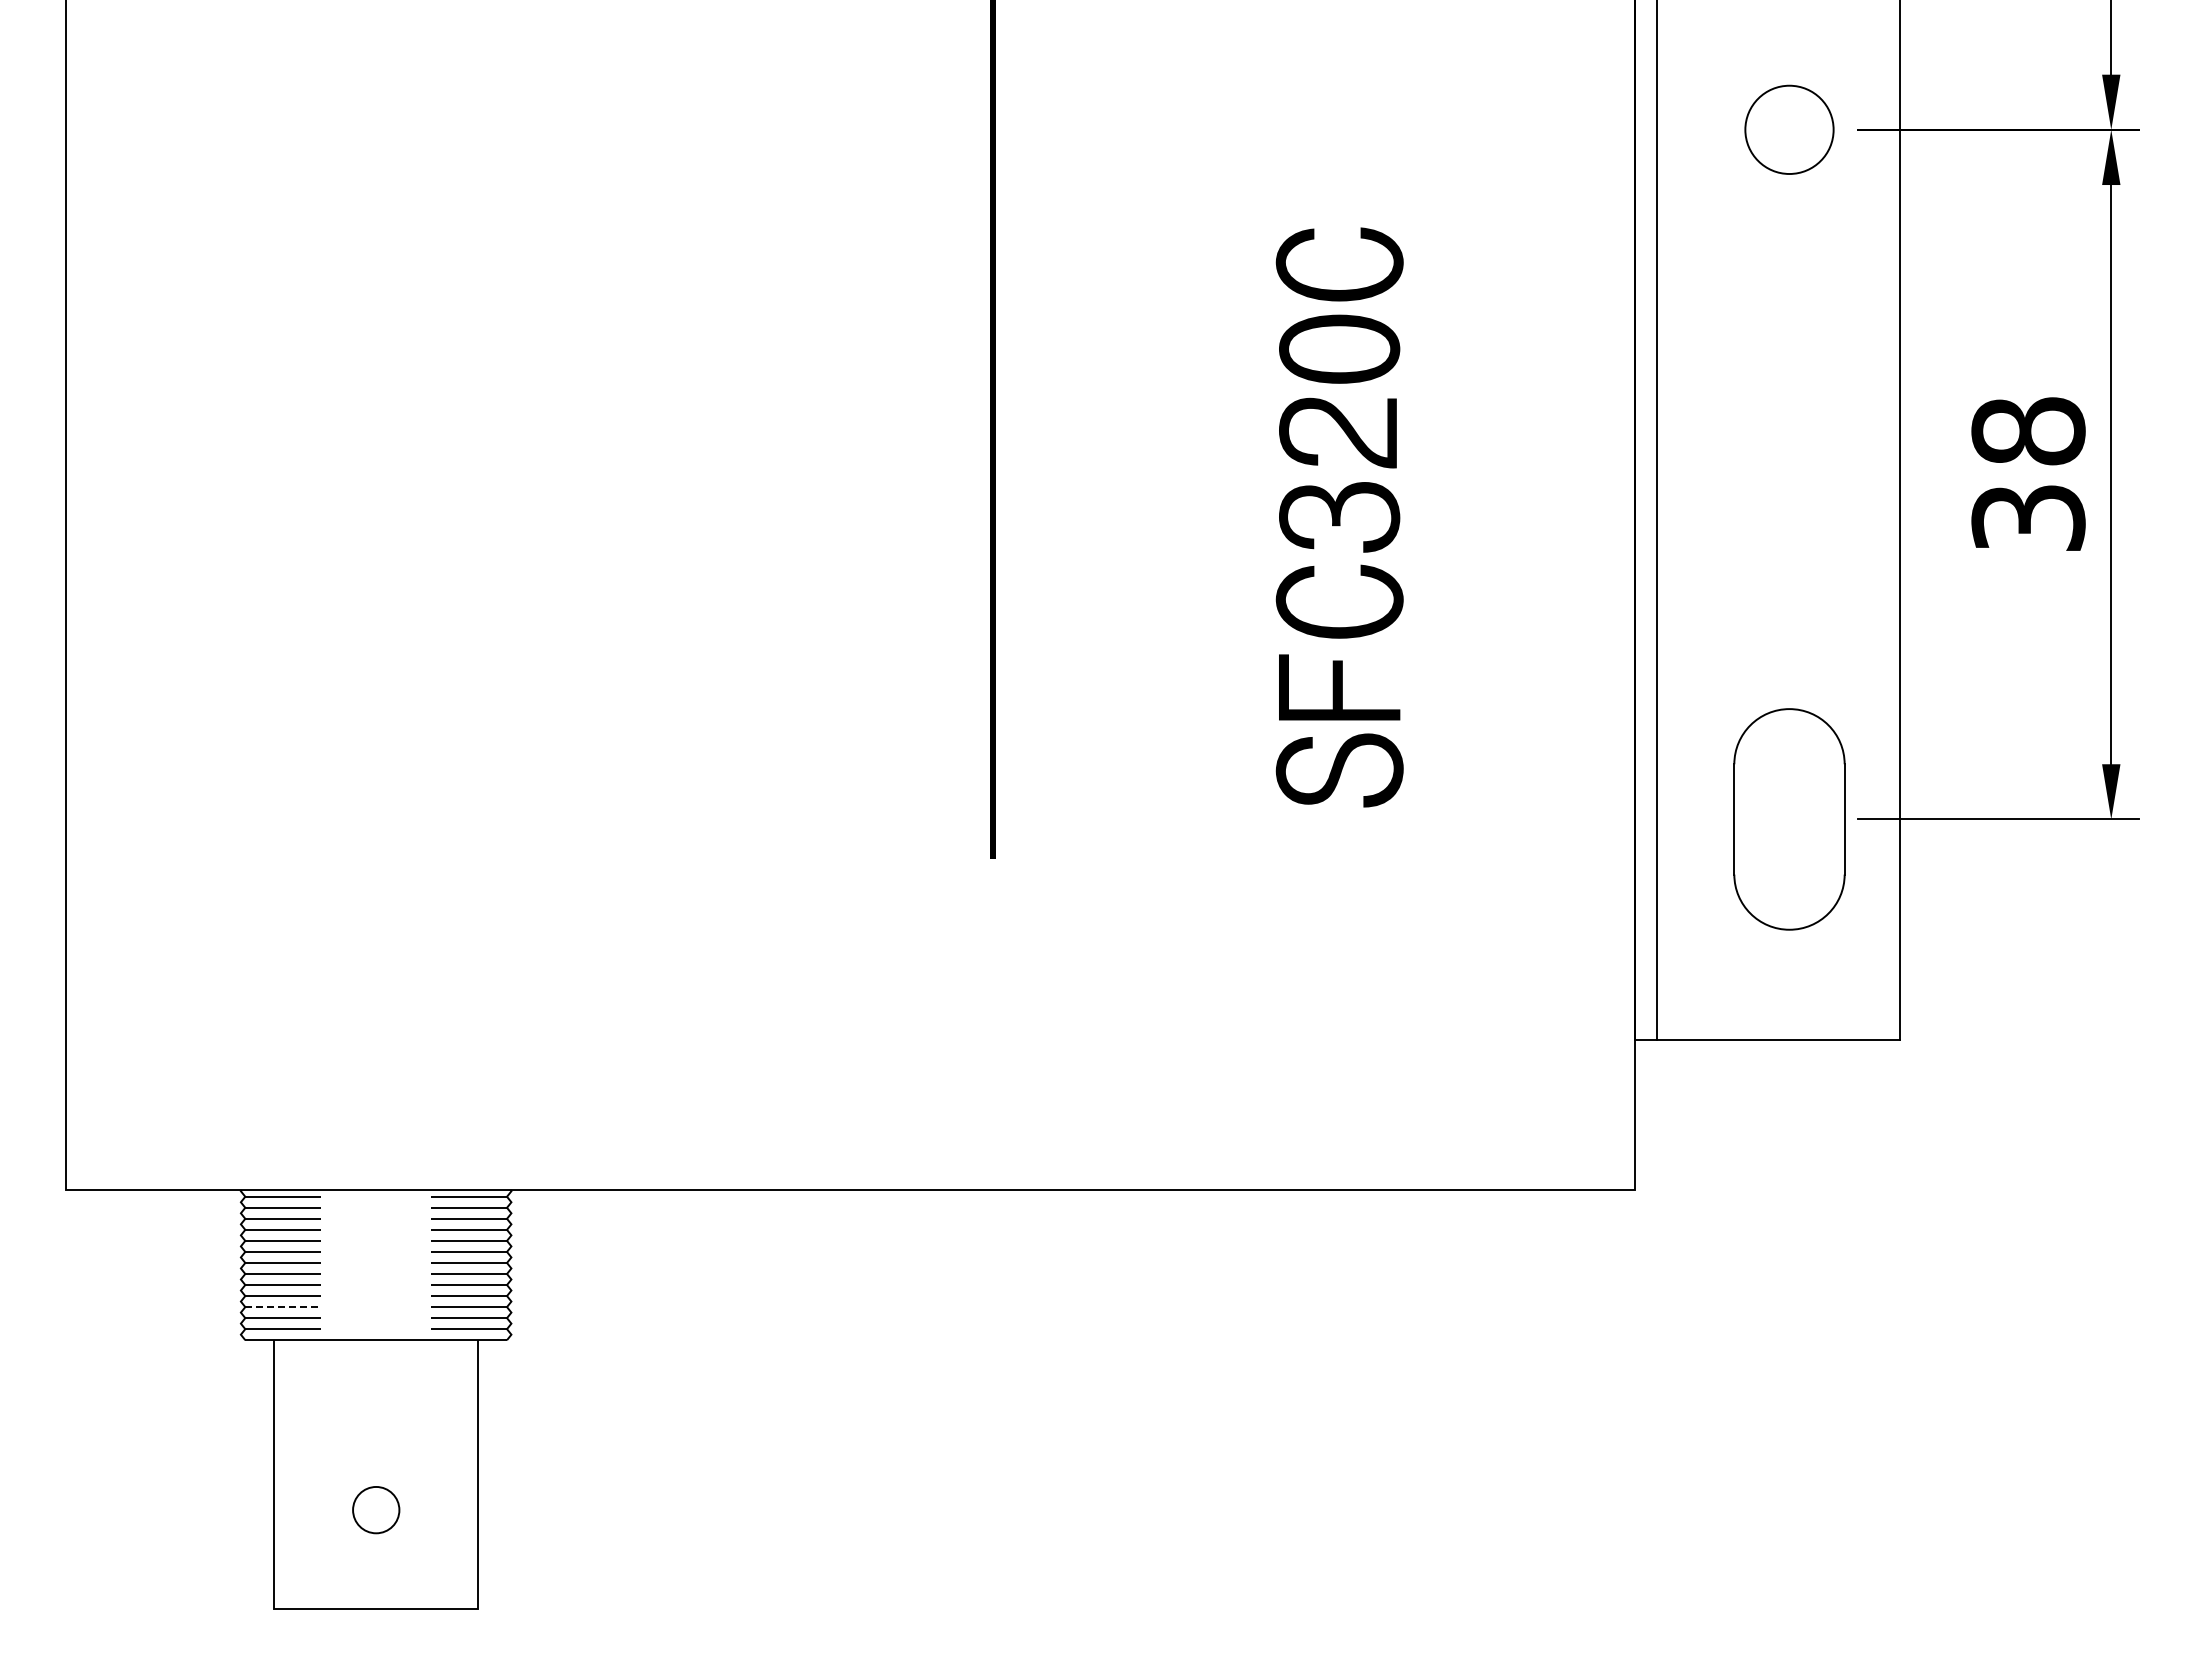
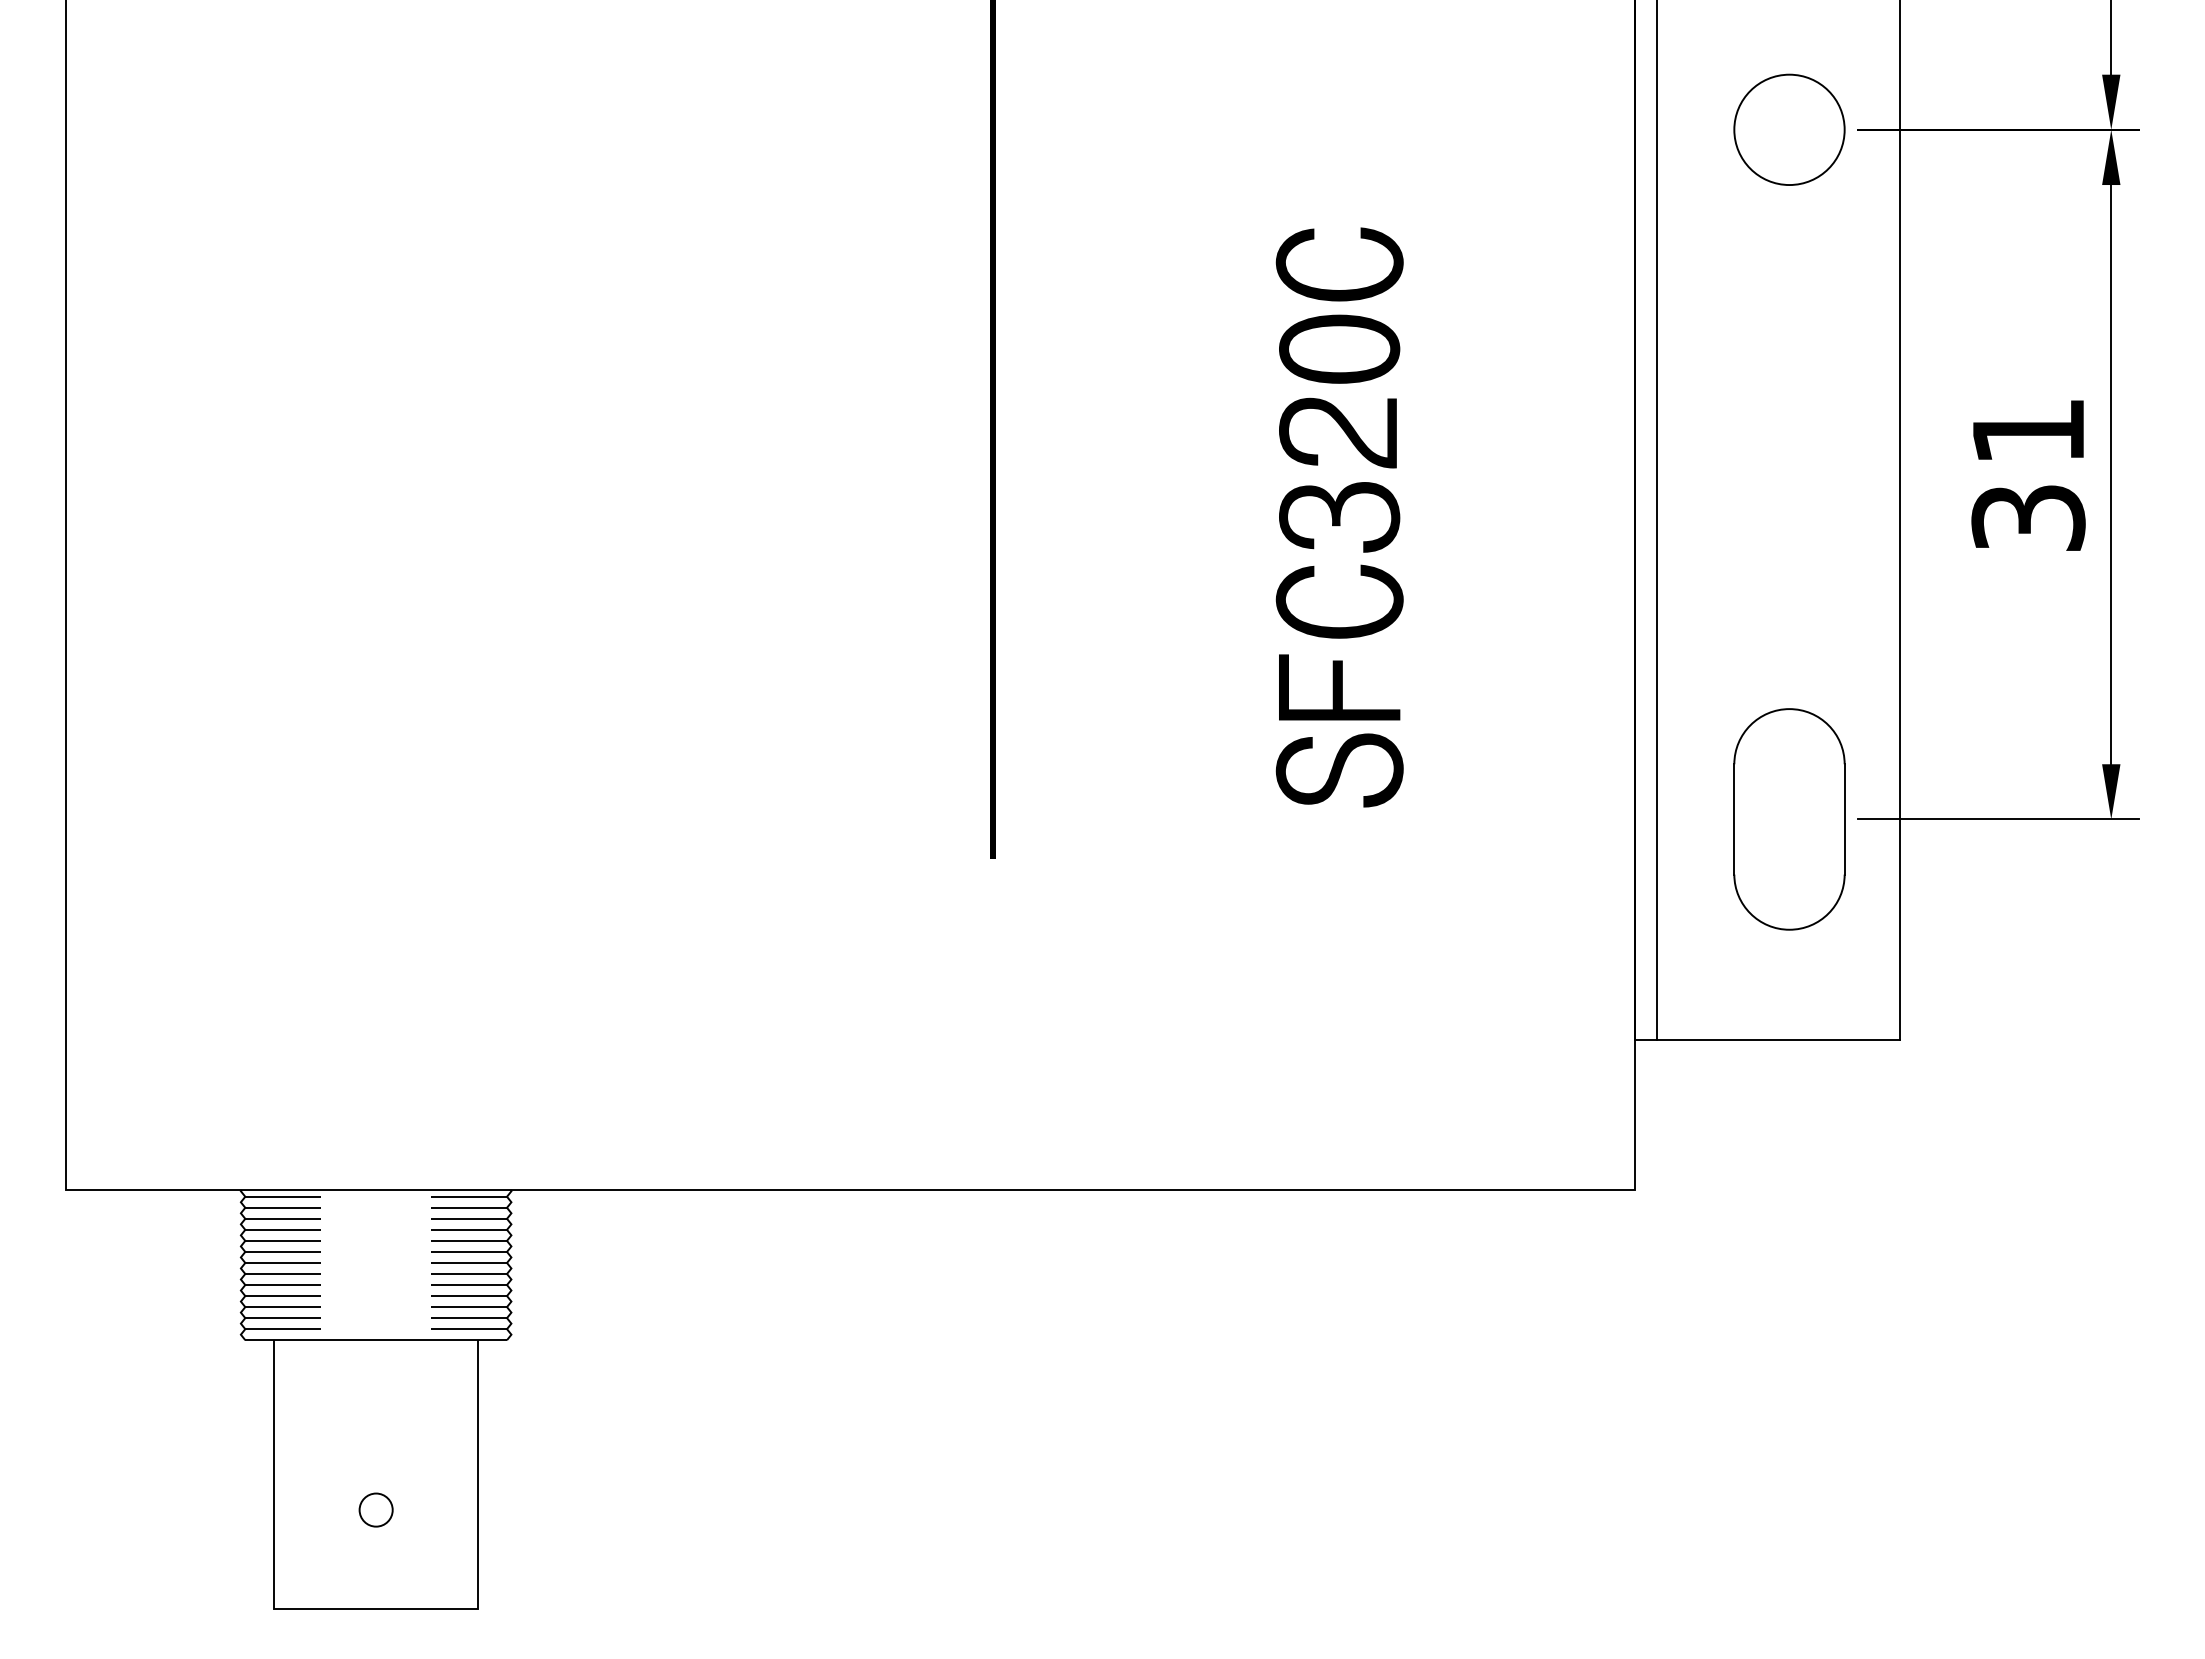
circle diameter: 88 px -> 110 px (1789, 129)
text: 38 -> 31 (2028, 431)
line: dashed -> solid (283, 1307)
circle size: 49x49 px -> 36x36 px (375, 1509)
